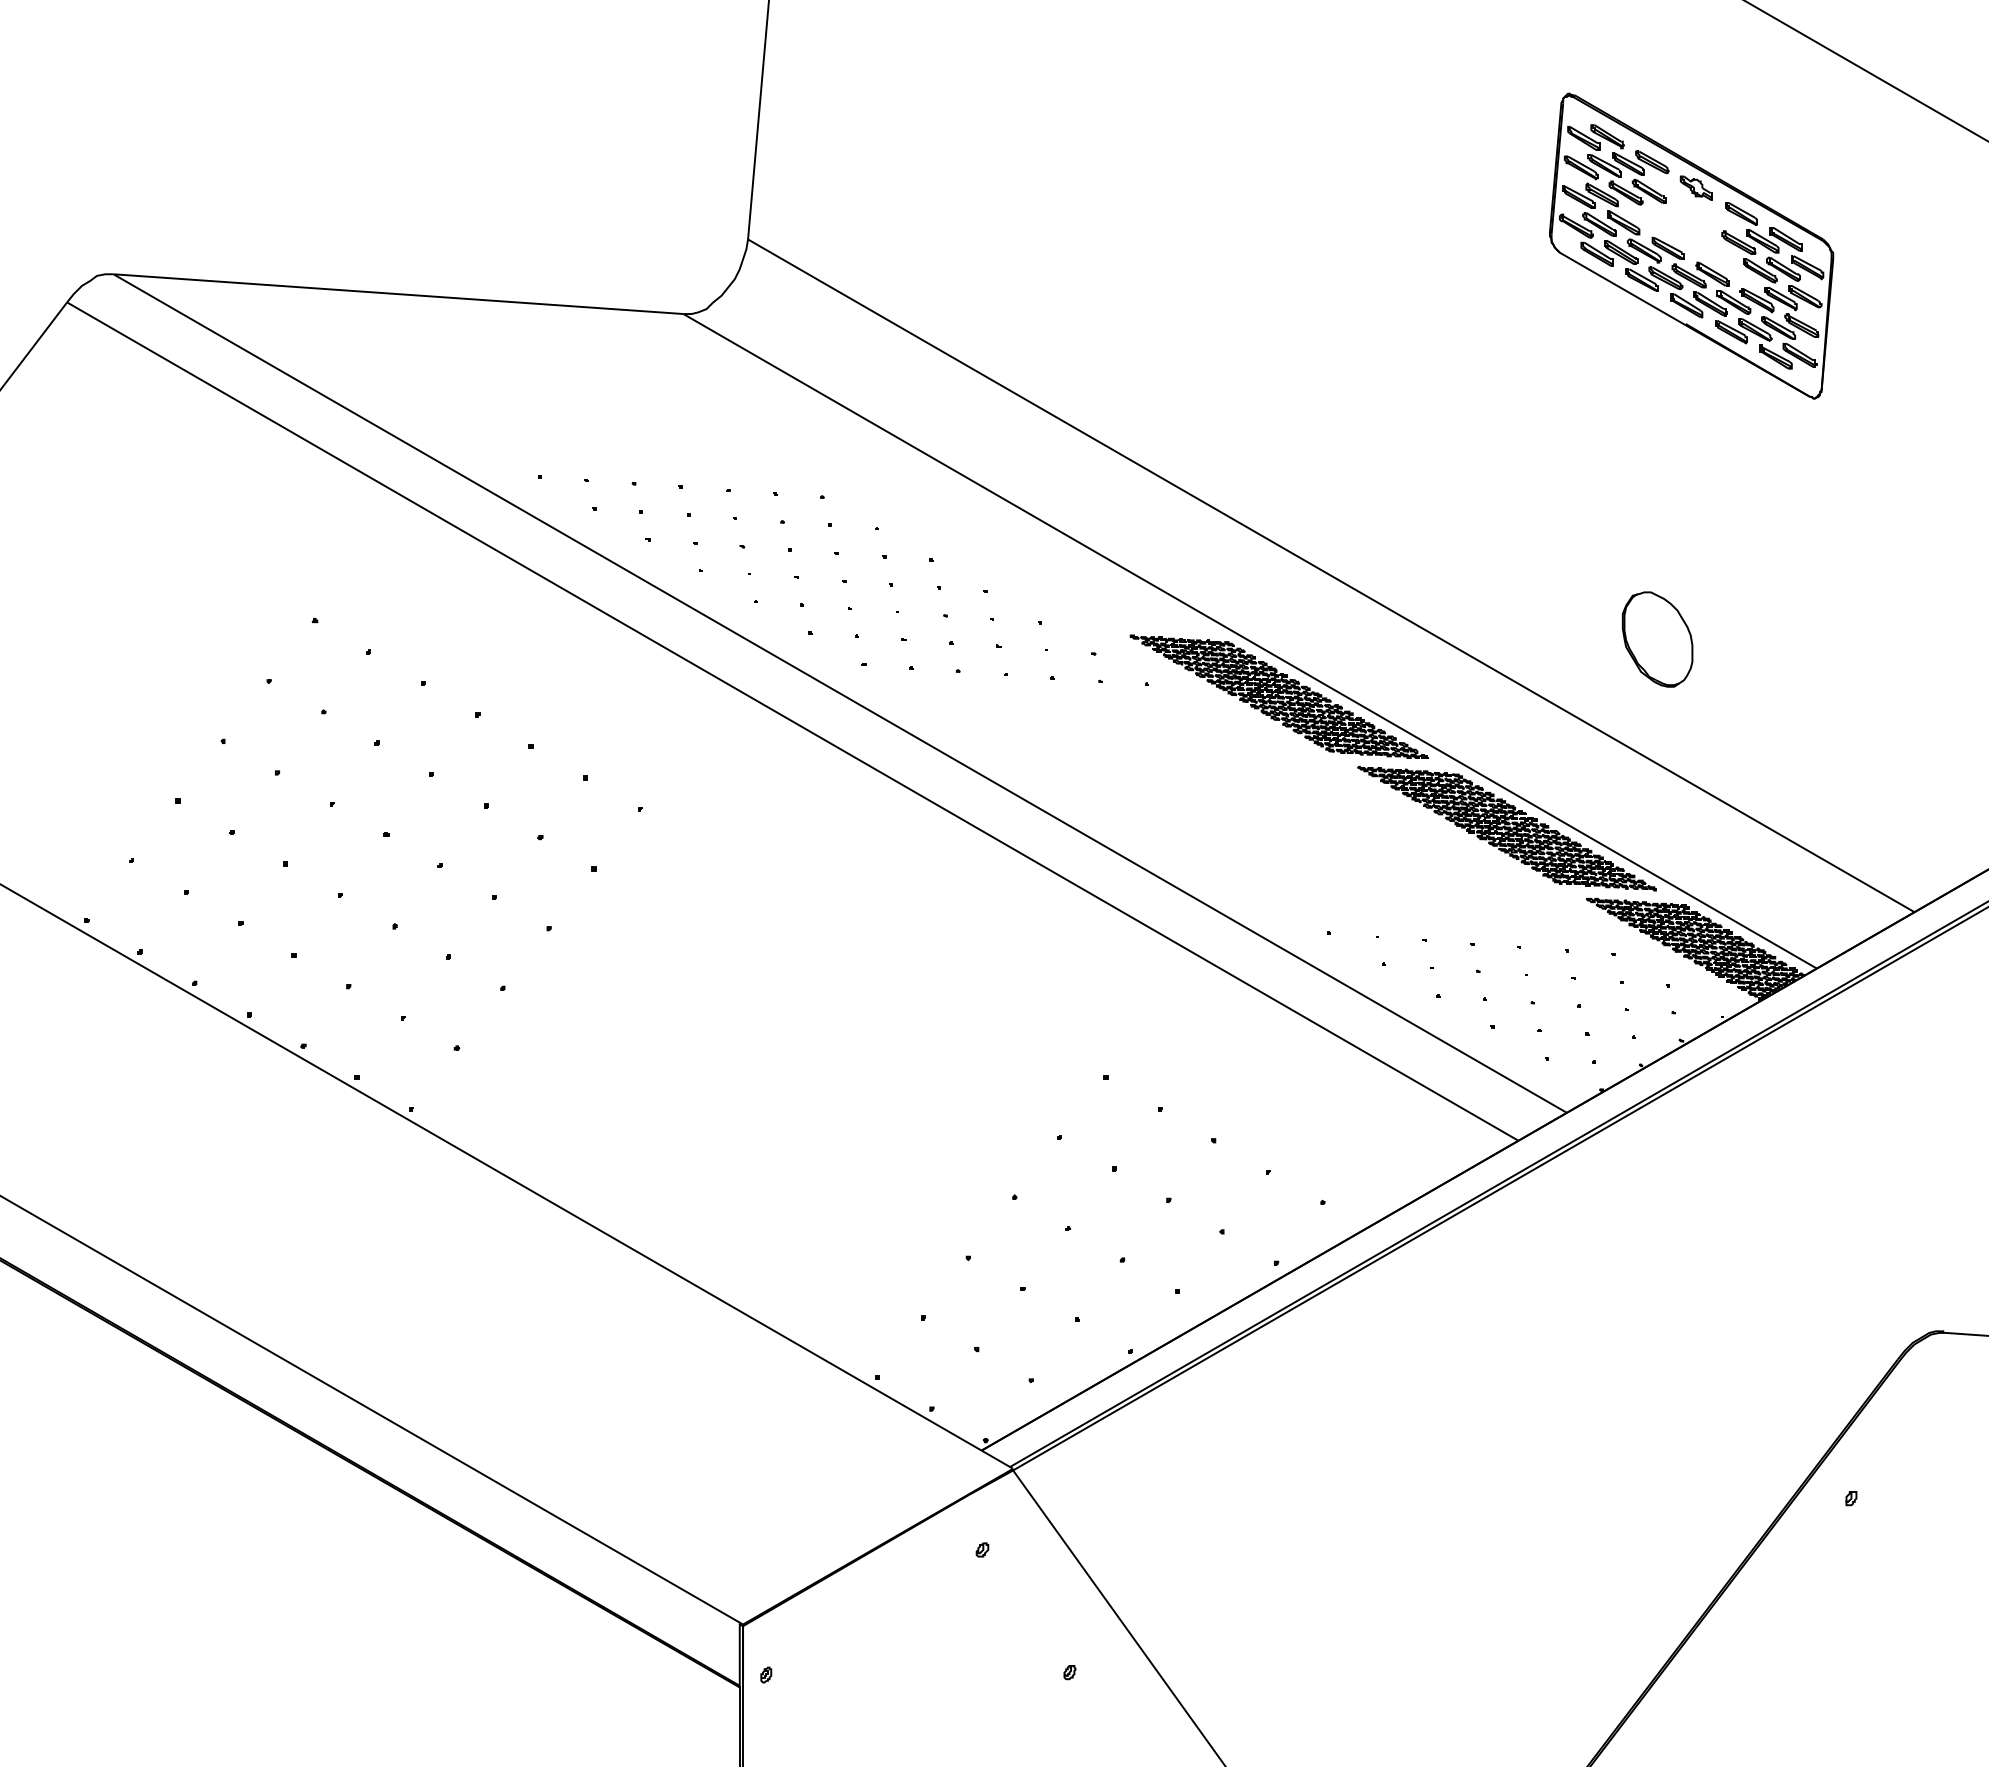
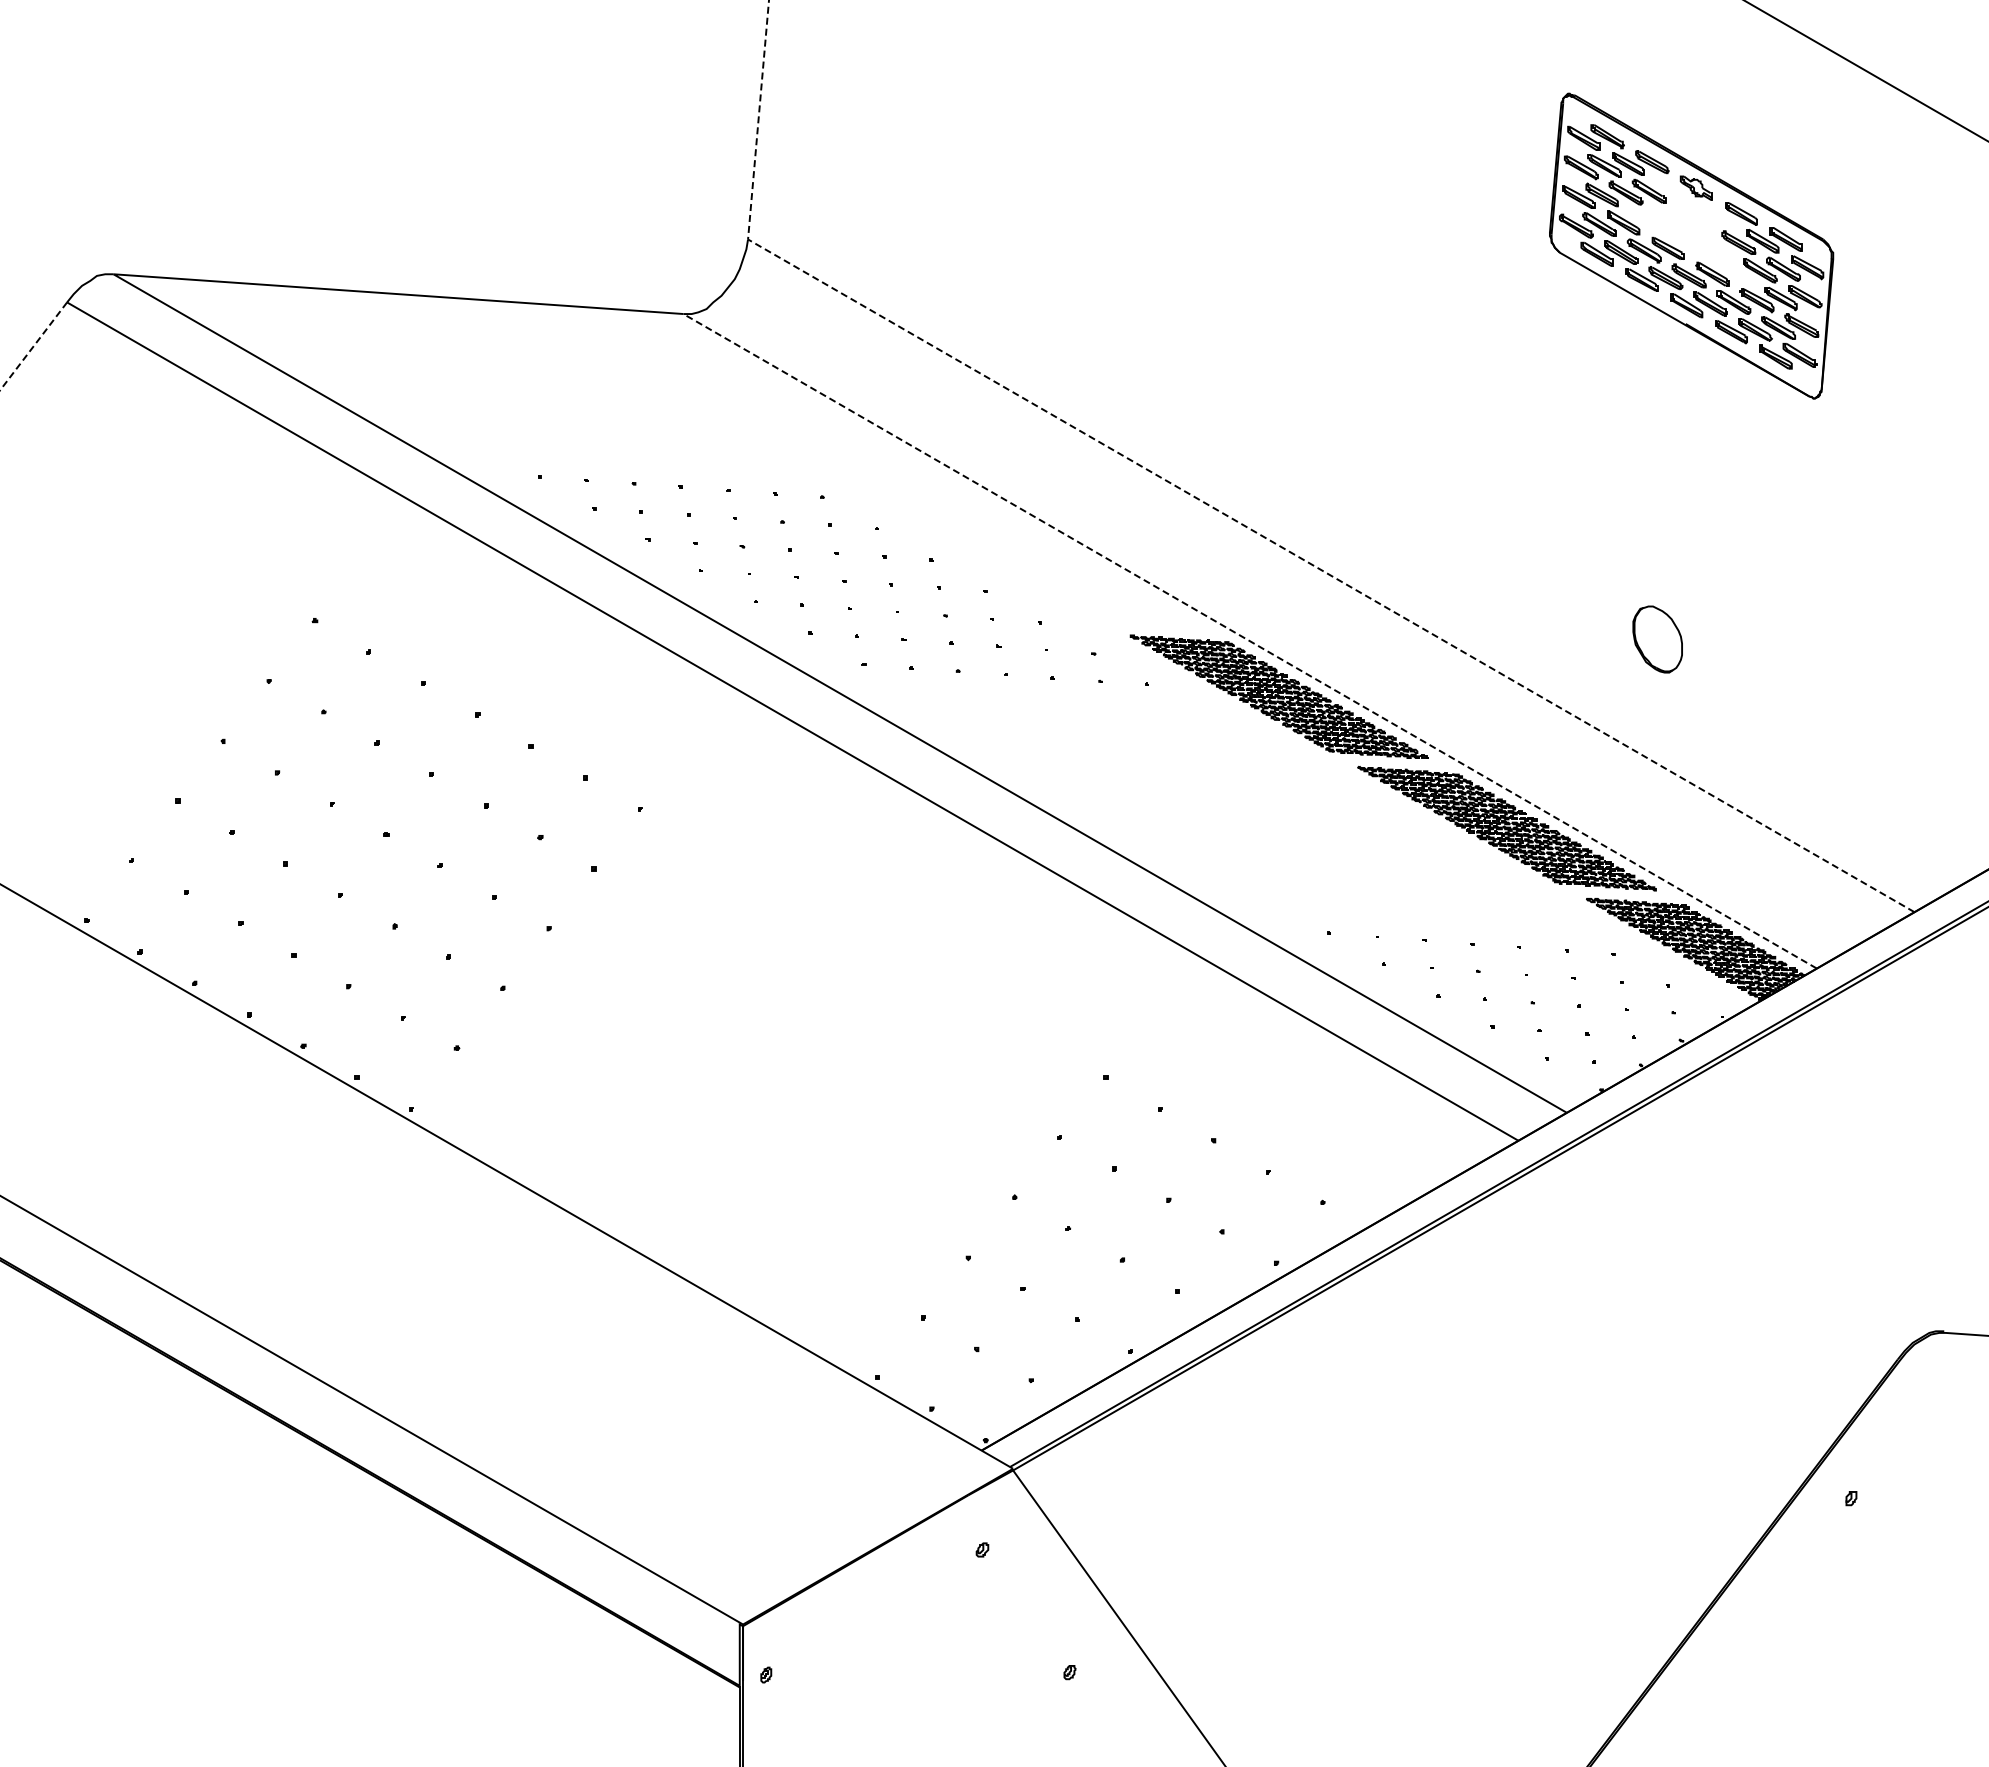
line: solid -> dashed (33, 346)
line: solid -> dashed (1226, 515)
part size: 72x97 px -> 51x69 px (1657, 639)
line: solid -> dashed (1249, 640)
